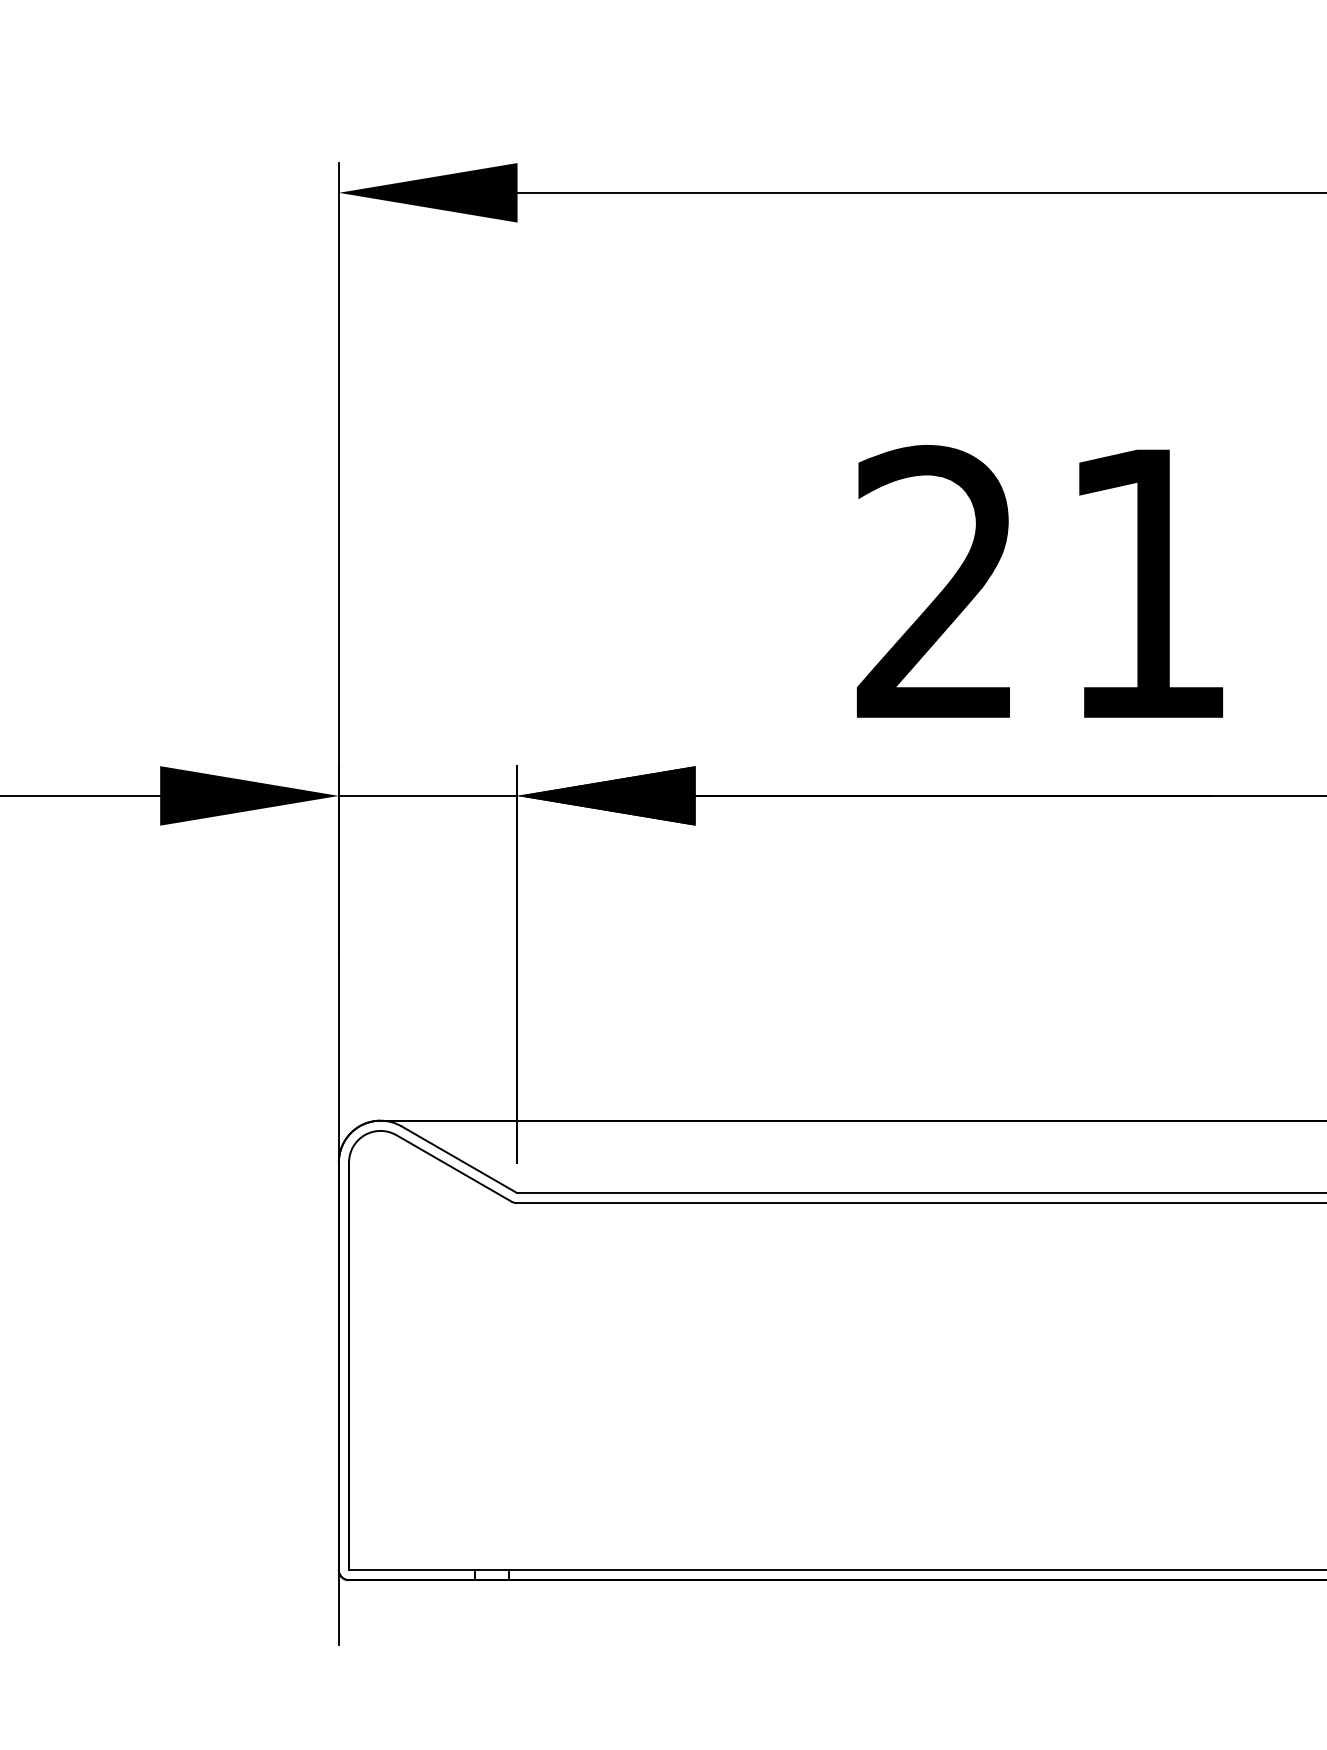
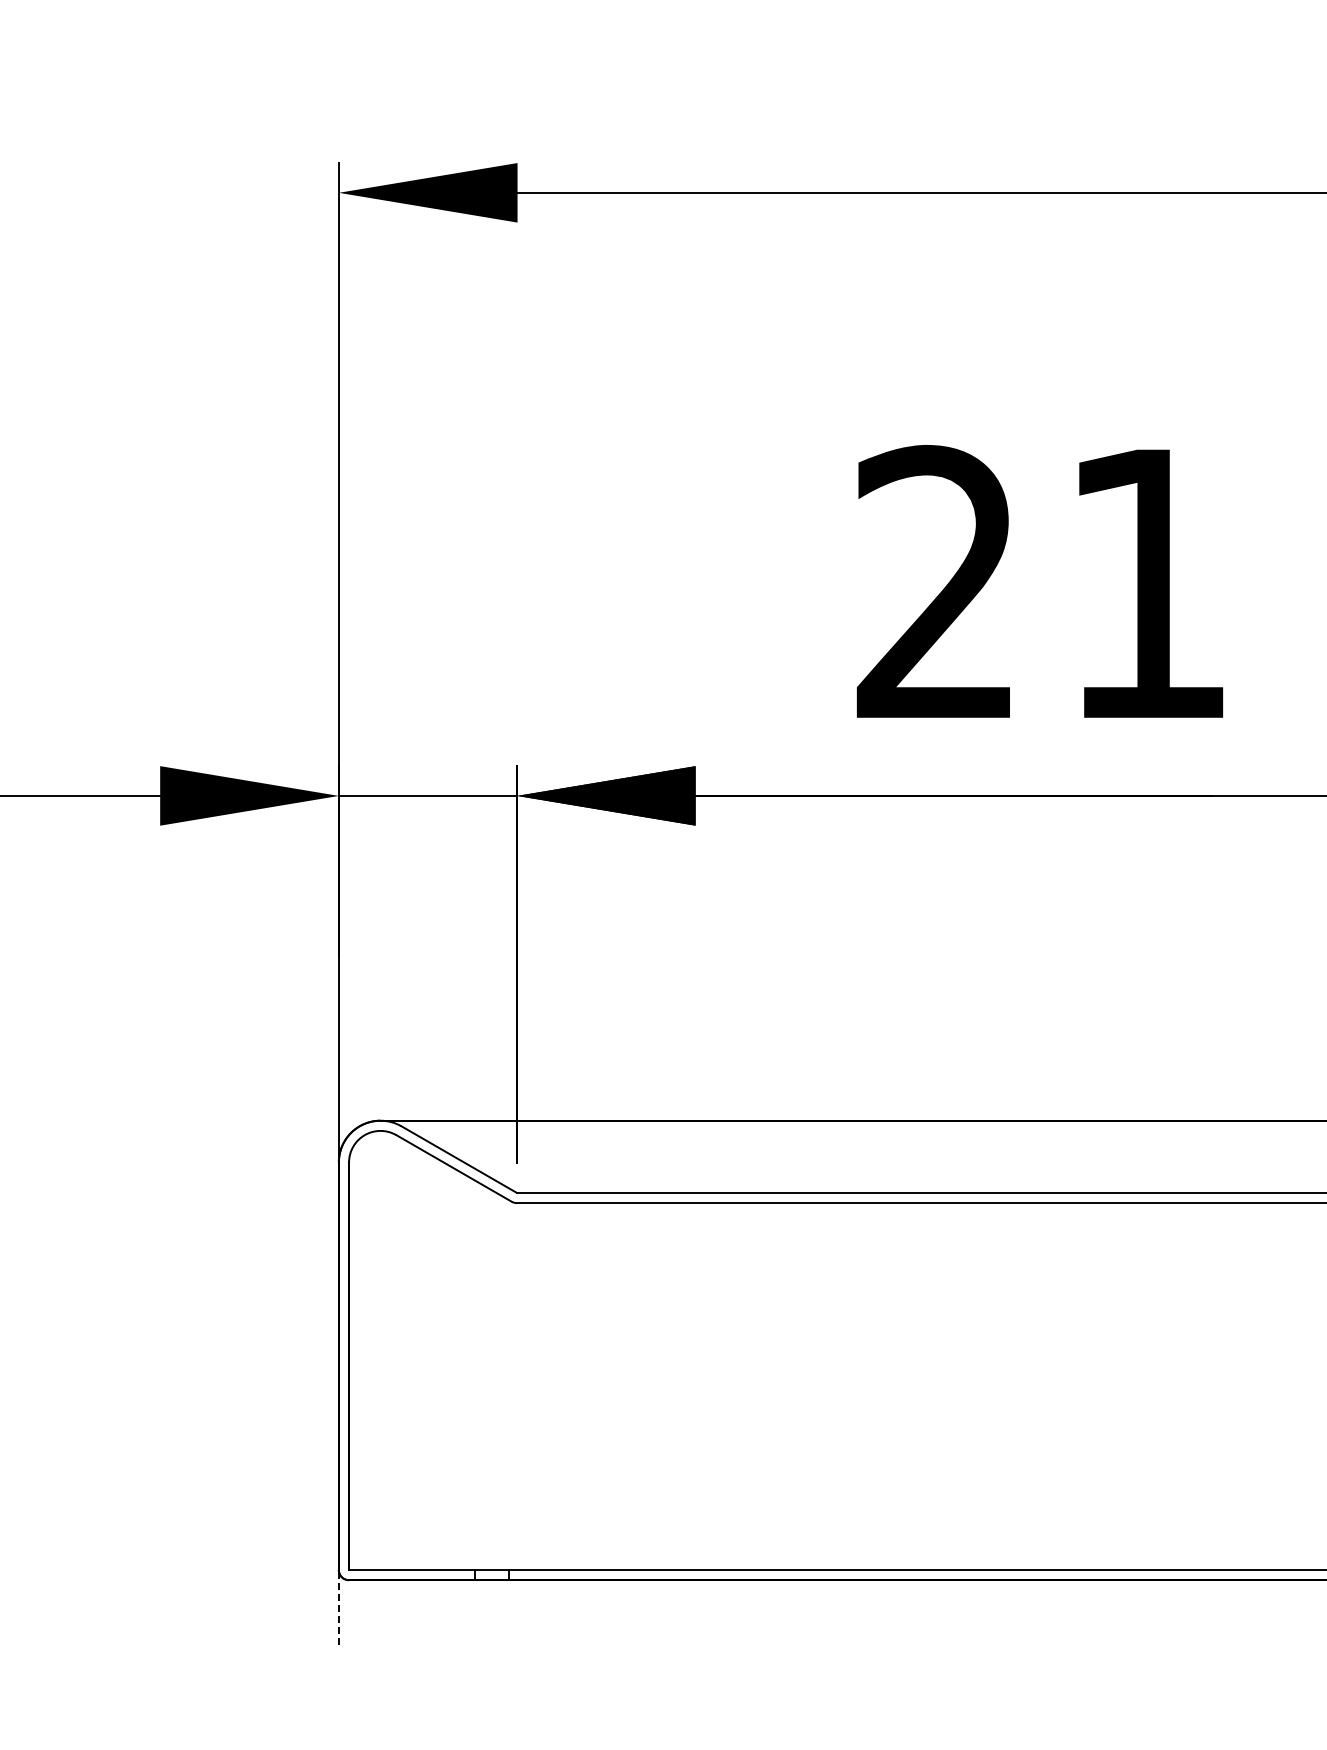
line: solid -> dashed (338, 1606)
